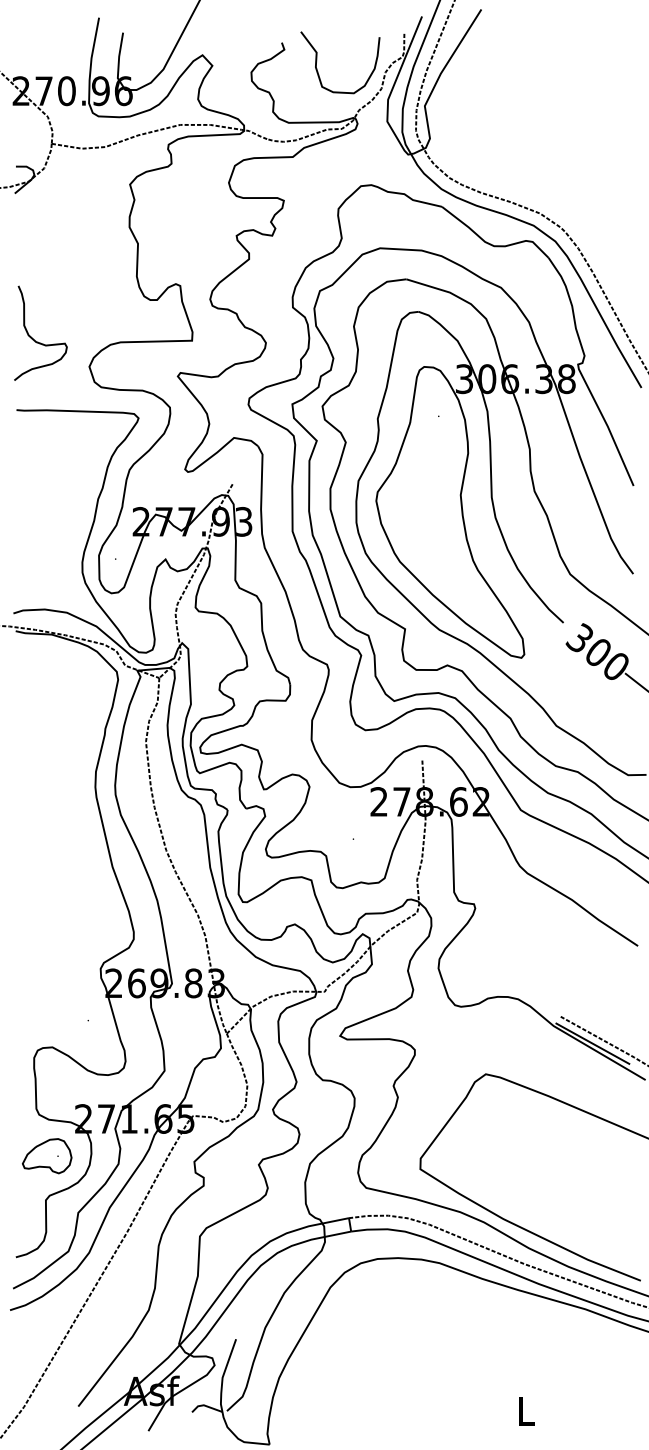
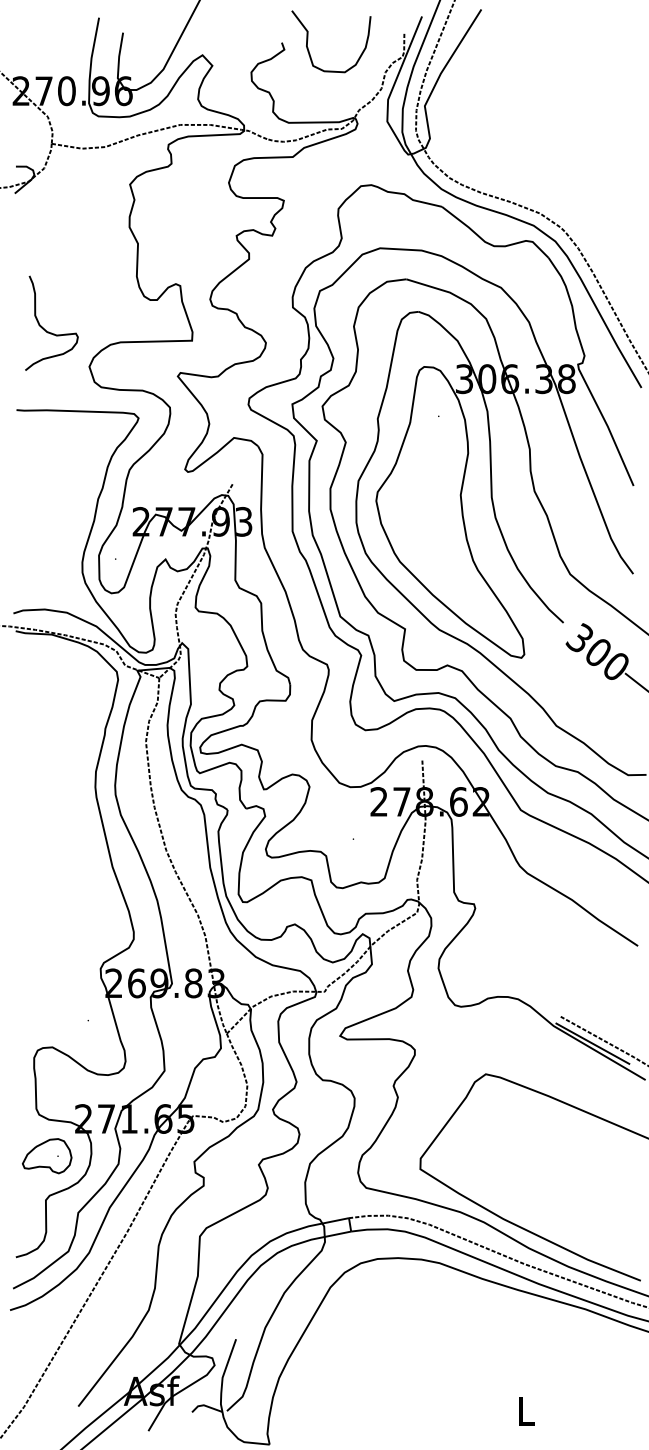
curve position: (317, 61) -> (308, 40) (308, 40)
curve position: (33, 338) -> (44, 328) (44, 328)
